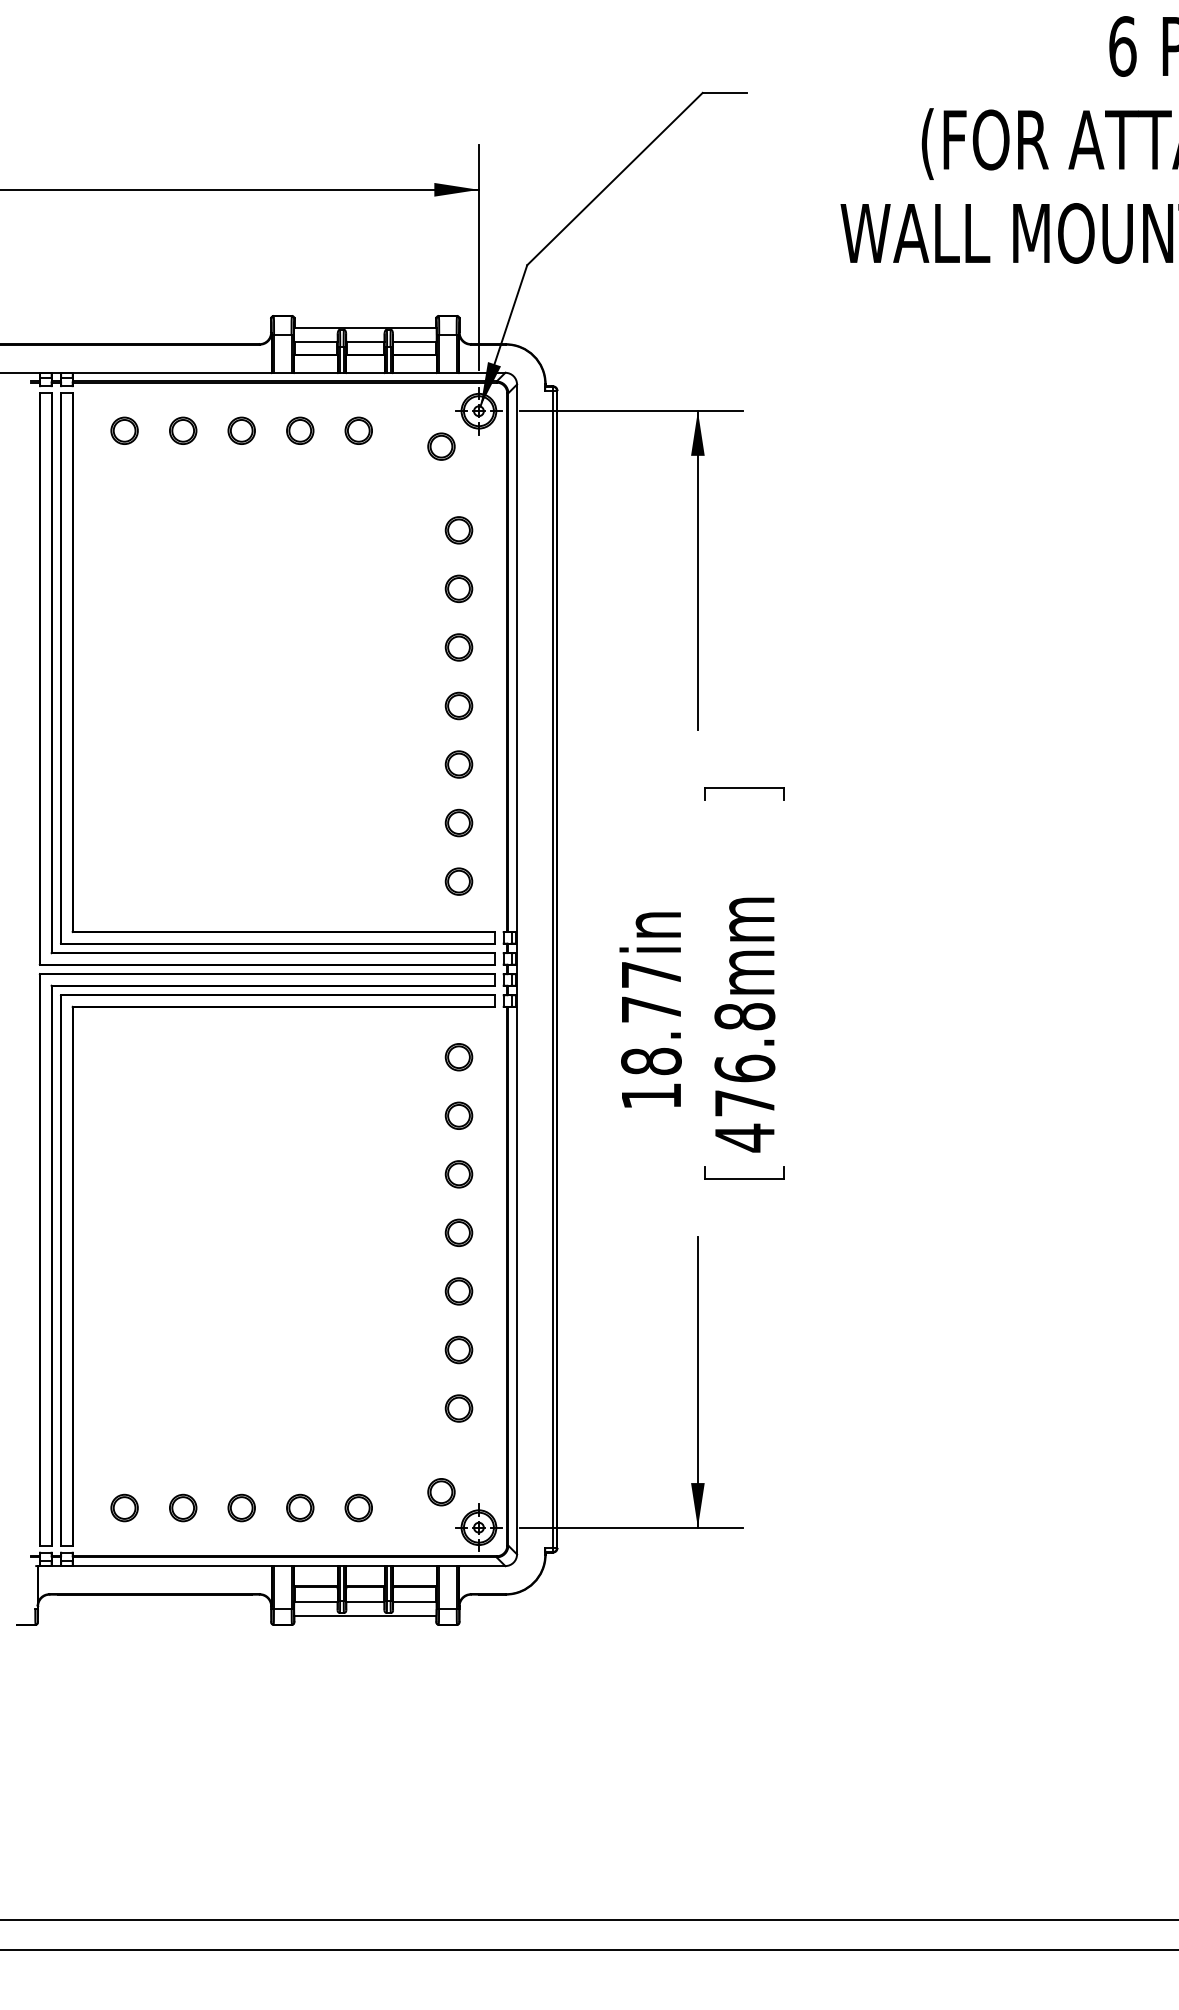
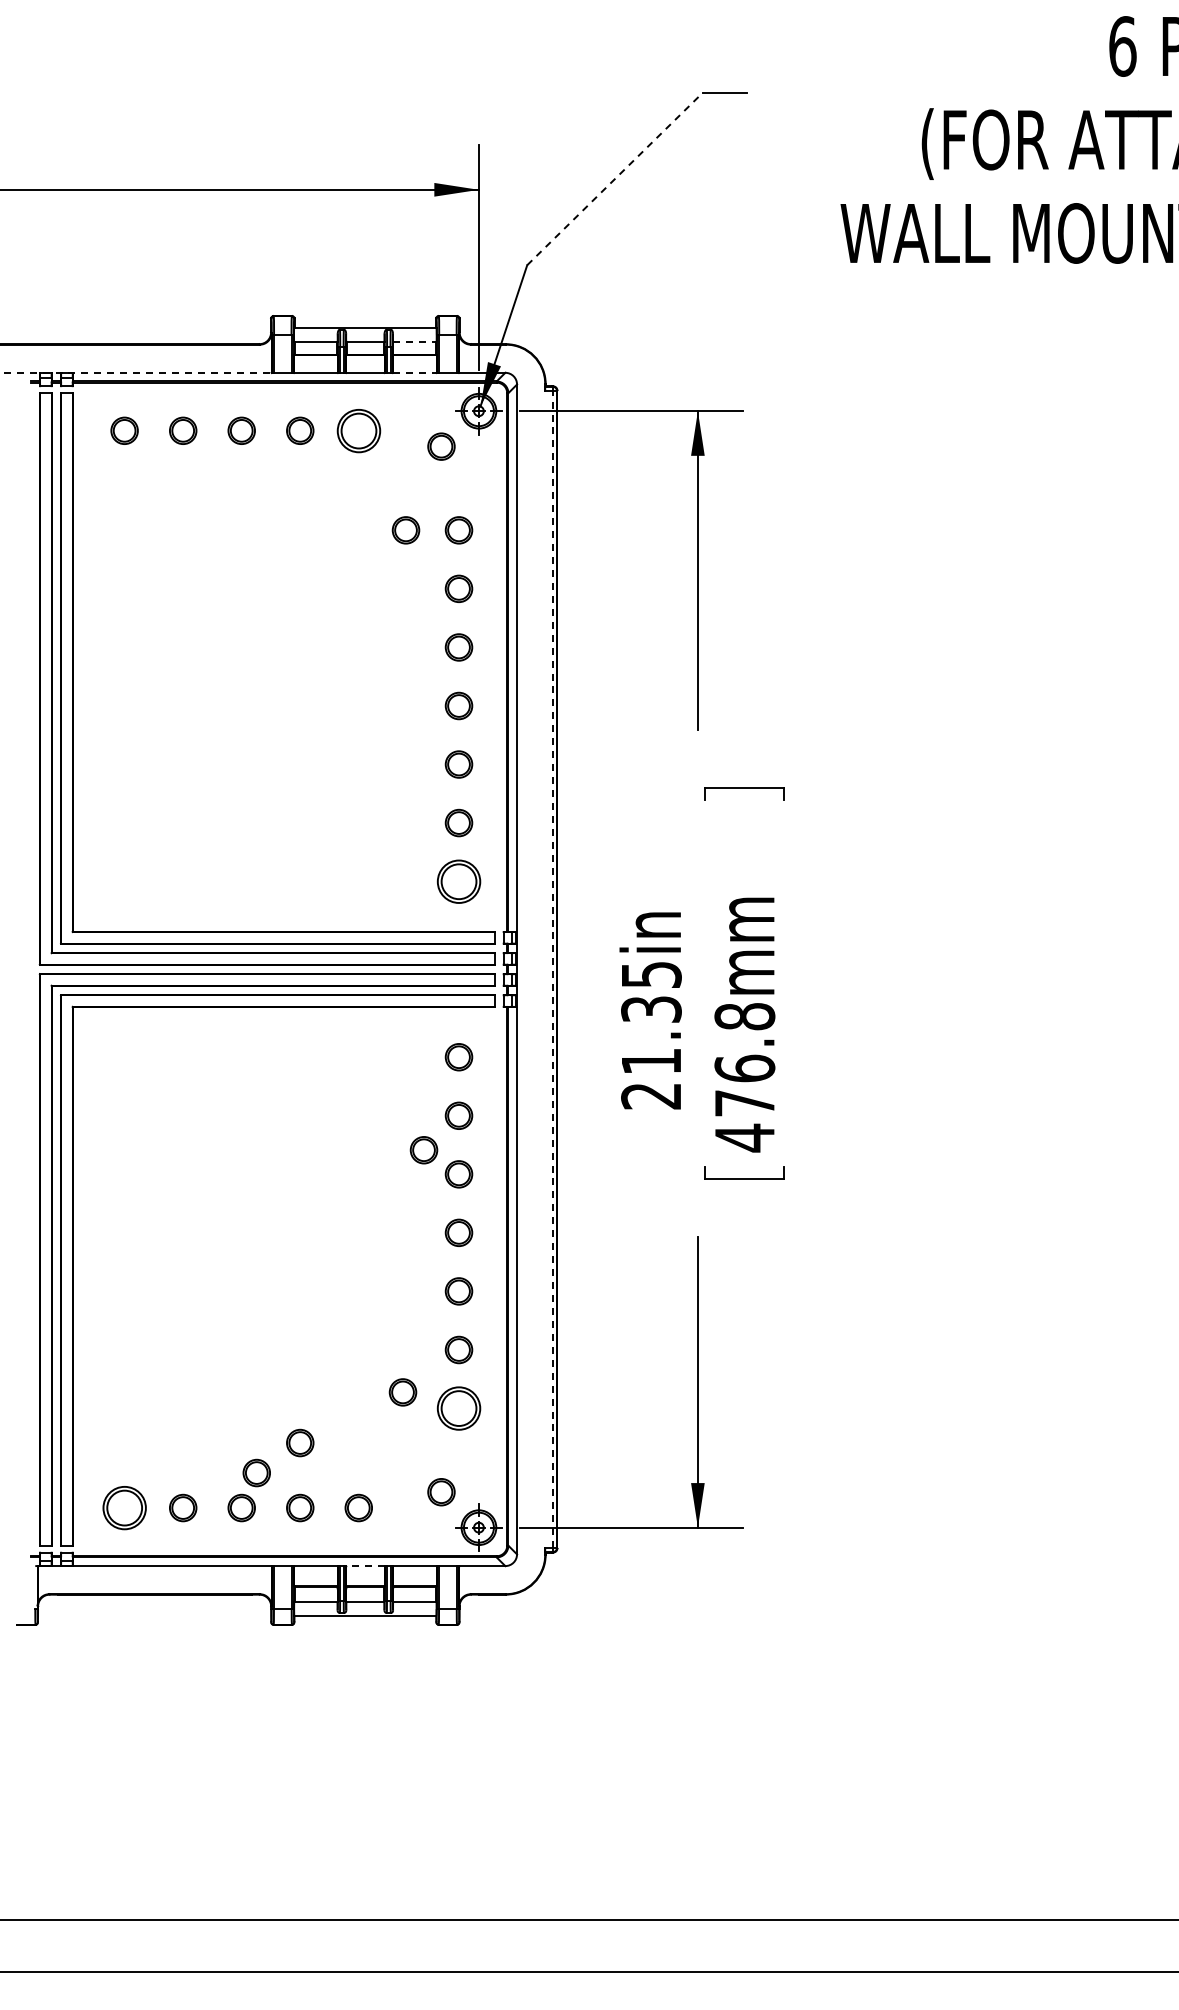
line: solid -> dashed (614, 179)
line: solid -> dashed (414, 341)
line: solid -> dashed (136, 372)
line: solid -> dashed (414, 372)
part size: 29x29 px -> 46x45 px (358, 431)
part: none -> present (405, 530)
part size: 30x29 px -> 46x45 px (458, 881)
line: solid -> dashed (552, 969)
text: 18.77in -> 21.35in (651, 1035)
part: none -> present (423, 1150)
part: none -> present (402, 1392)
part size: 30x29 px -> 46x45 px (458, 1408)
part: none -> present (300, 1442)
part: none -> present (256, 1472)
part size: 29x30 px -> 45x45 px (124, 1508)
line: solid -> dashed (364, 1566)
line position: (588, 1949) -> (588, 1971) (588, 1971)
